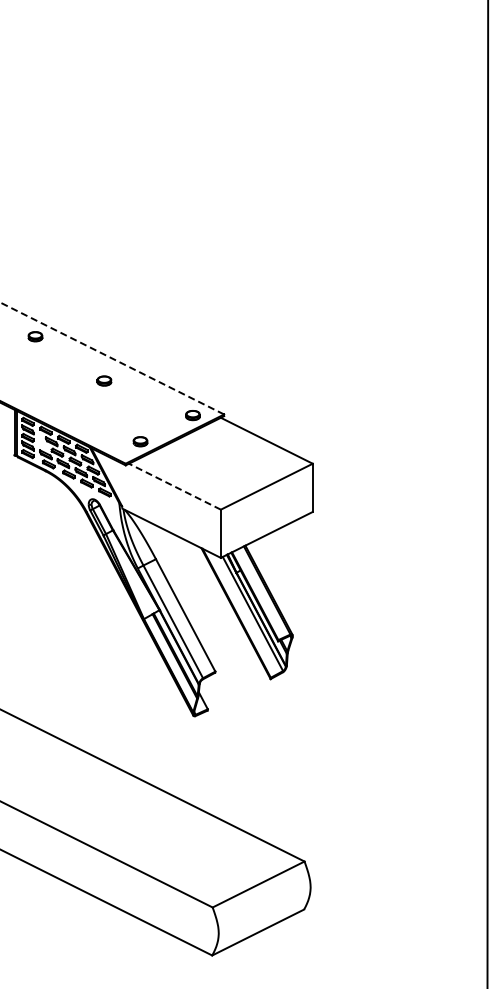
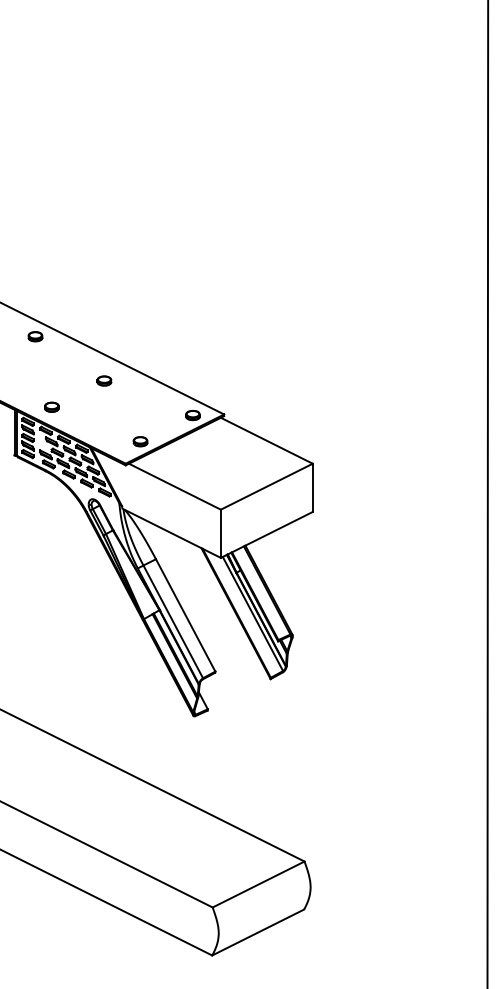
line: dashed -> solid (112, 358)
part: none -> present (51, 406)
line: dashed -> solid (174, 486)
